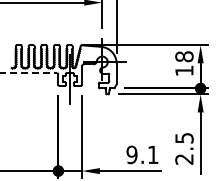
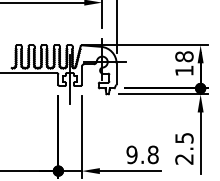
line: dashed -> solid (29, 73)
text: 9.1 -> 9.8 (152, 154)
